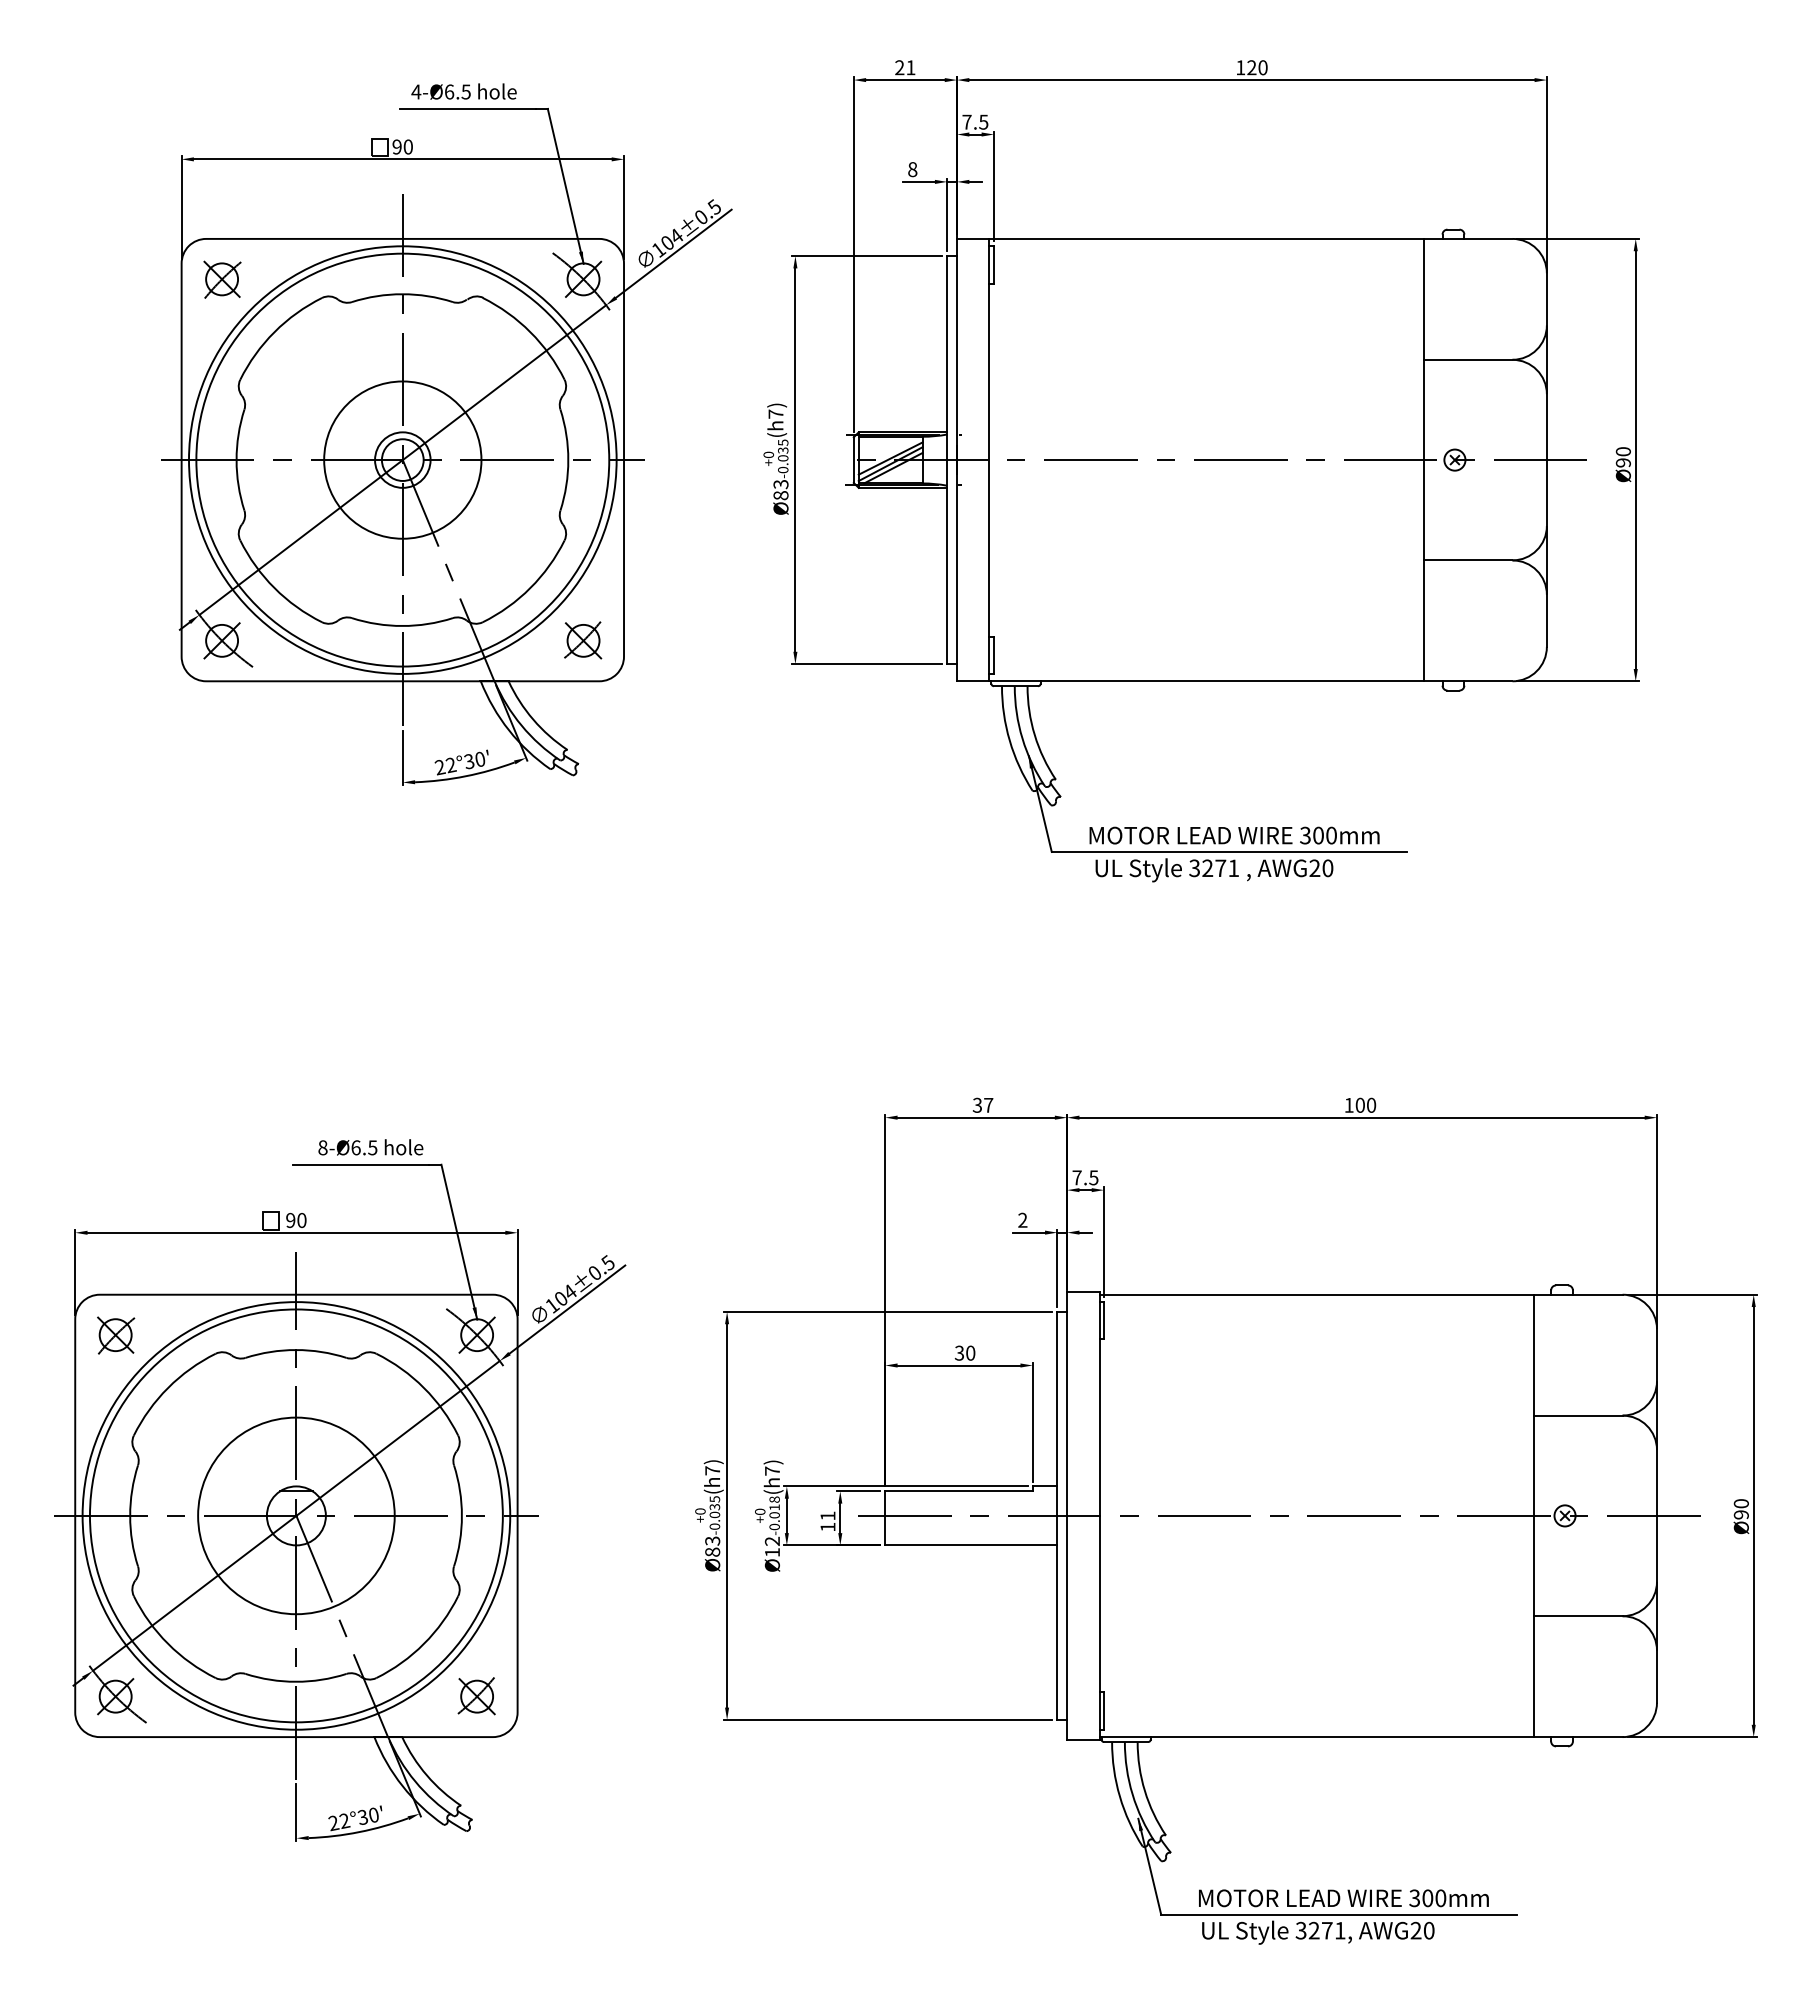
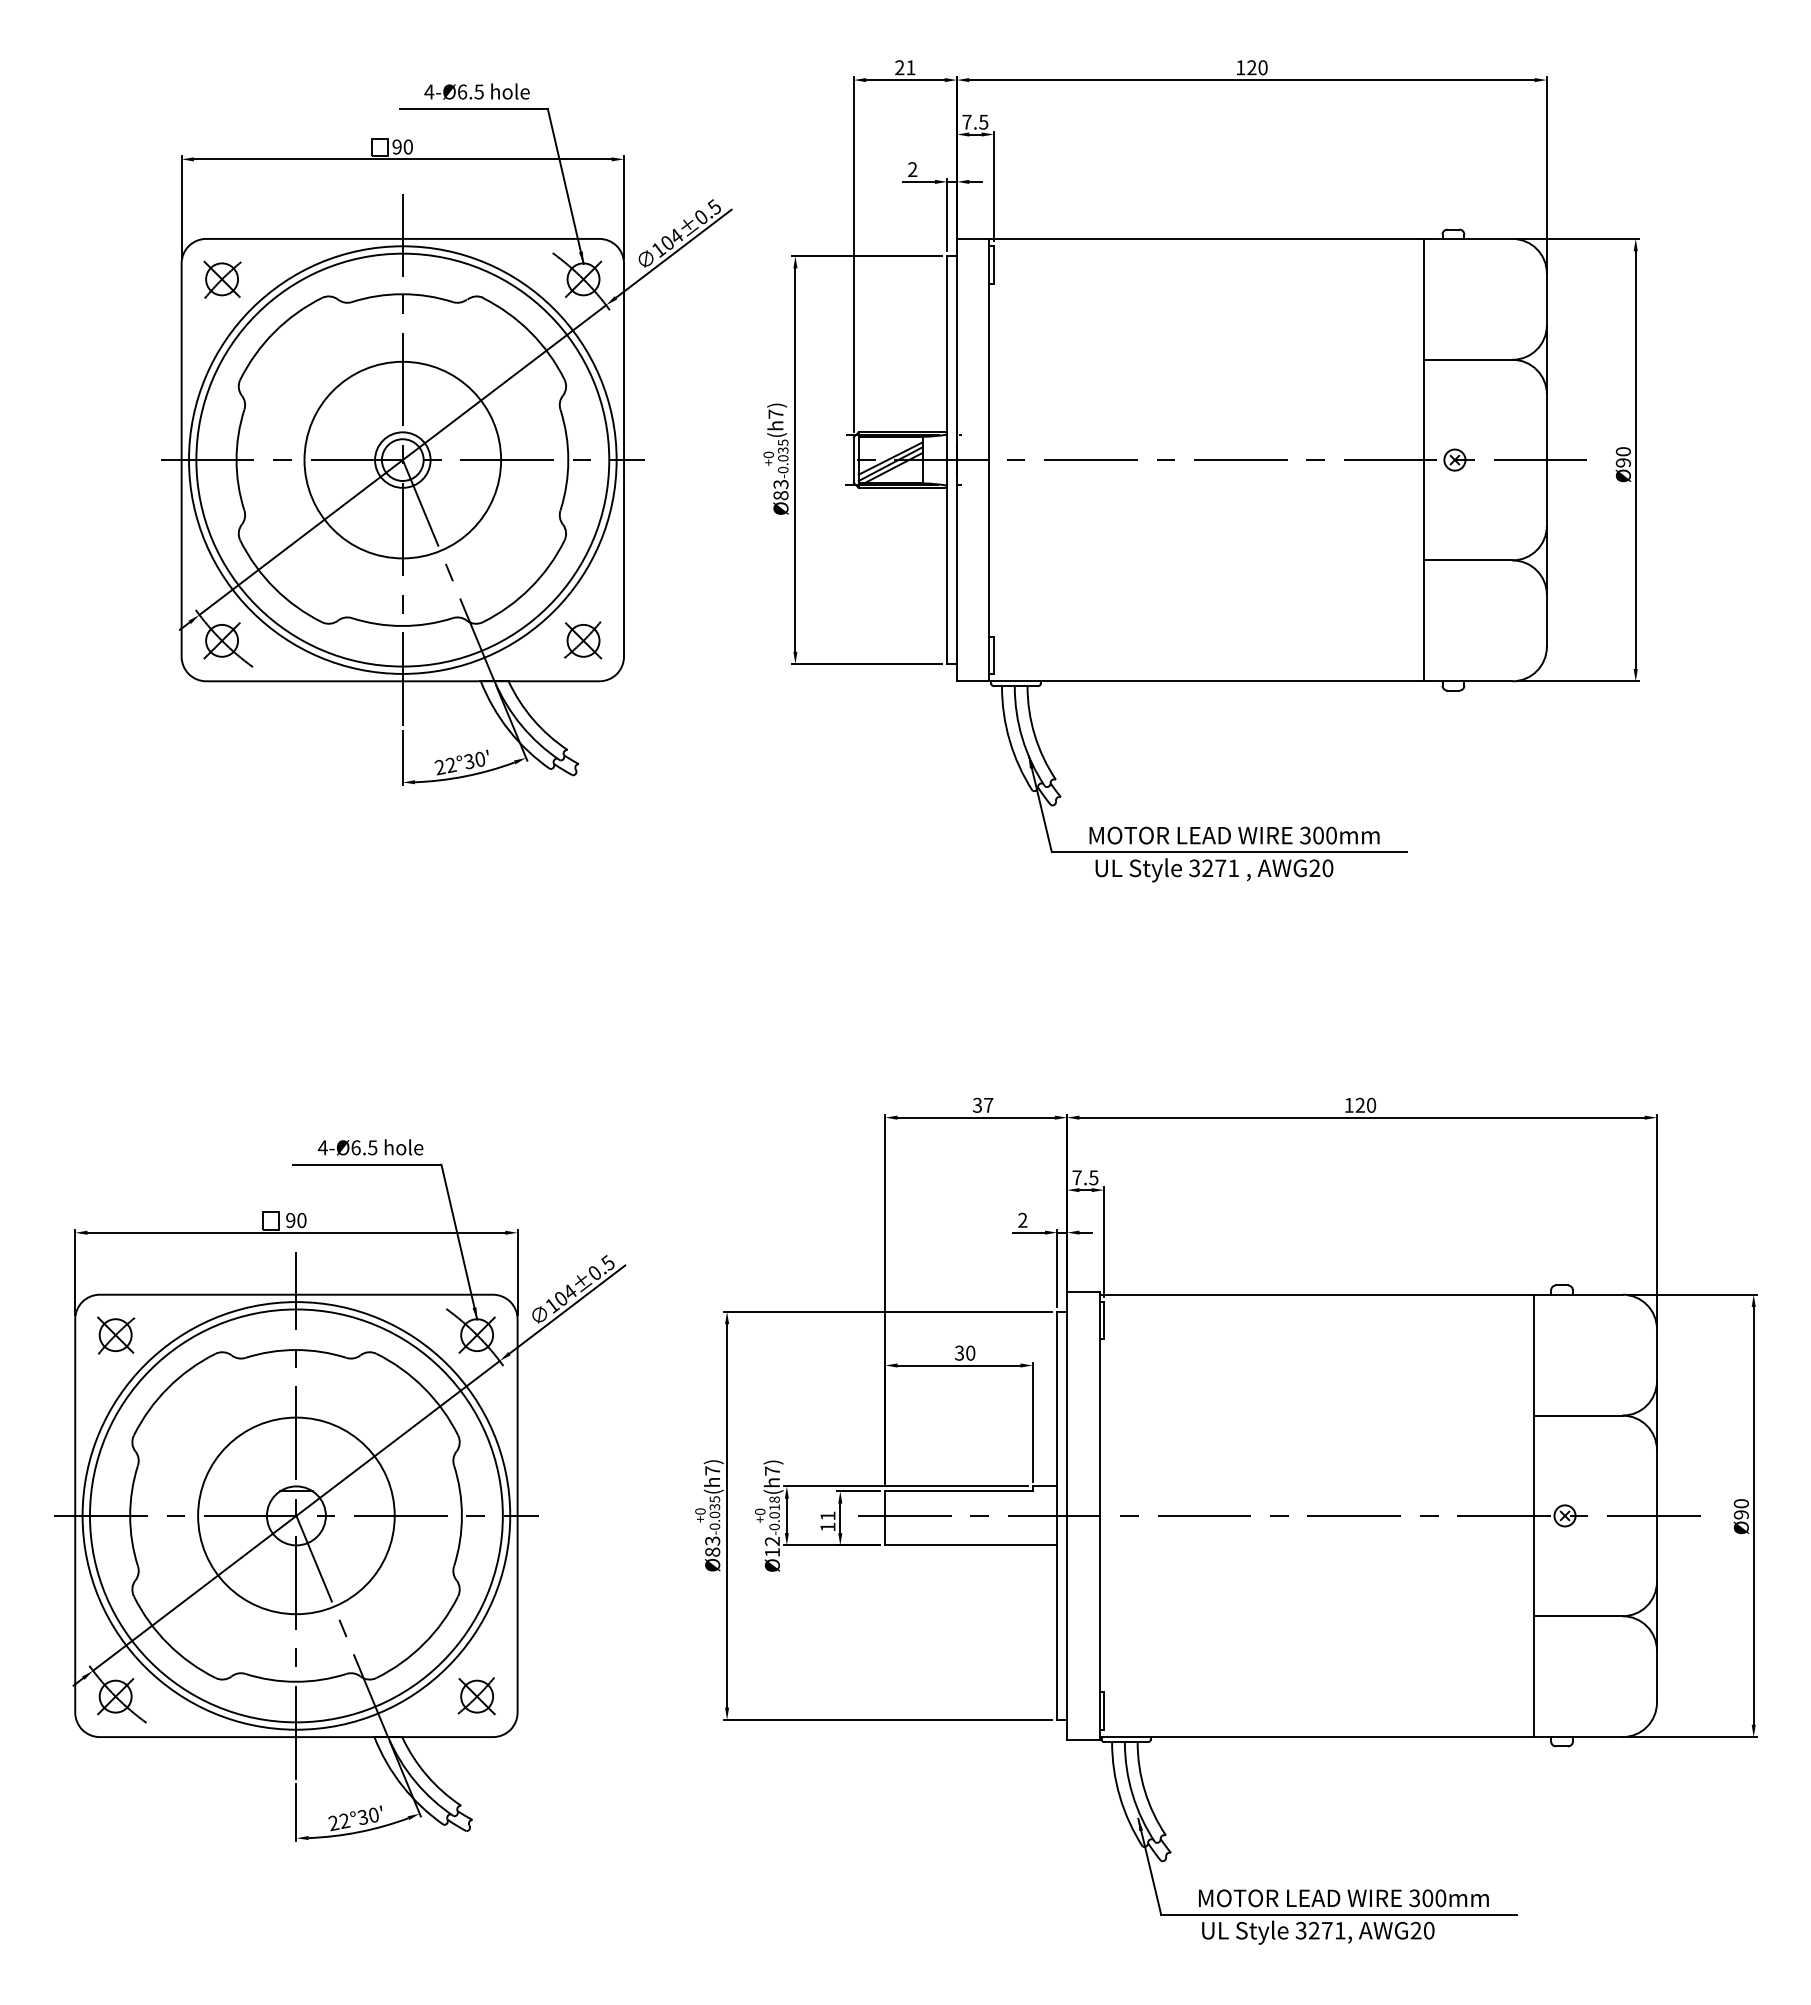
text position: (463, 91) -> (476, 91) (476, 91)
text: 8 -> 2 (912, 169)
circle diameter: 157 px -> 197 px (402, 459)
text: 100 -> 120 (1359, 1105)
text: 8-Ø6.5 -> 4-Ø6.5 (322, 1147)
